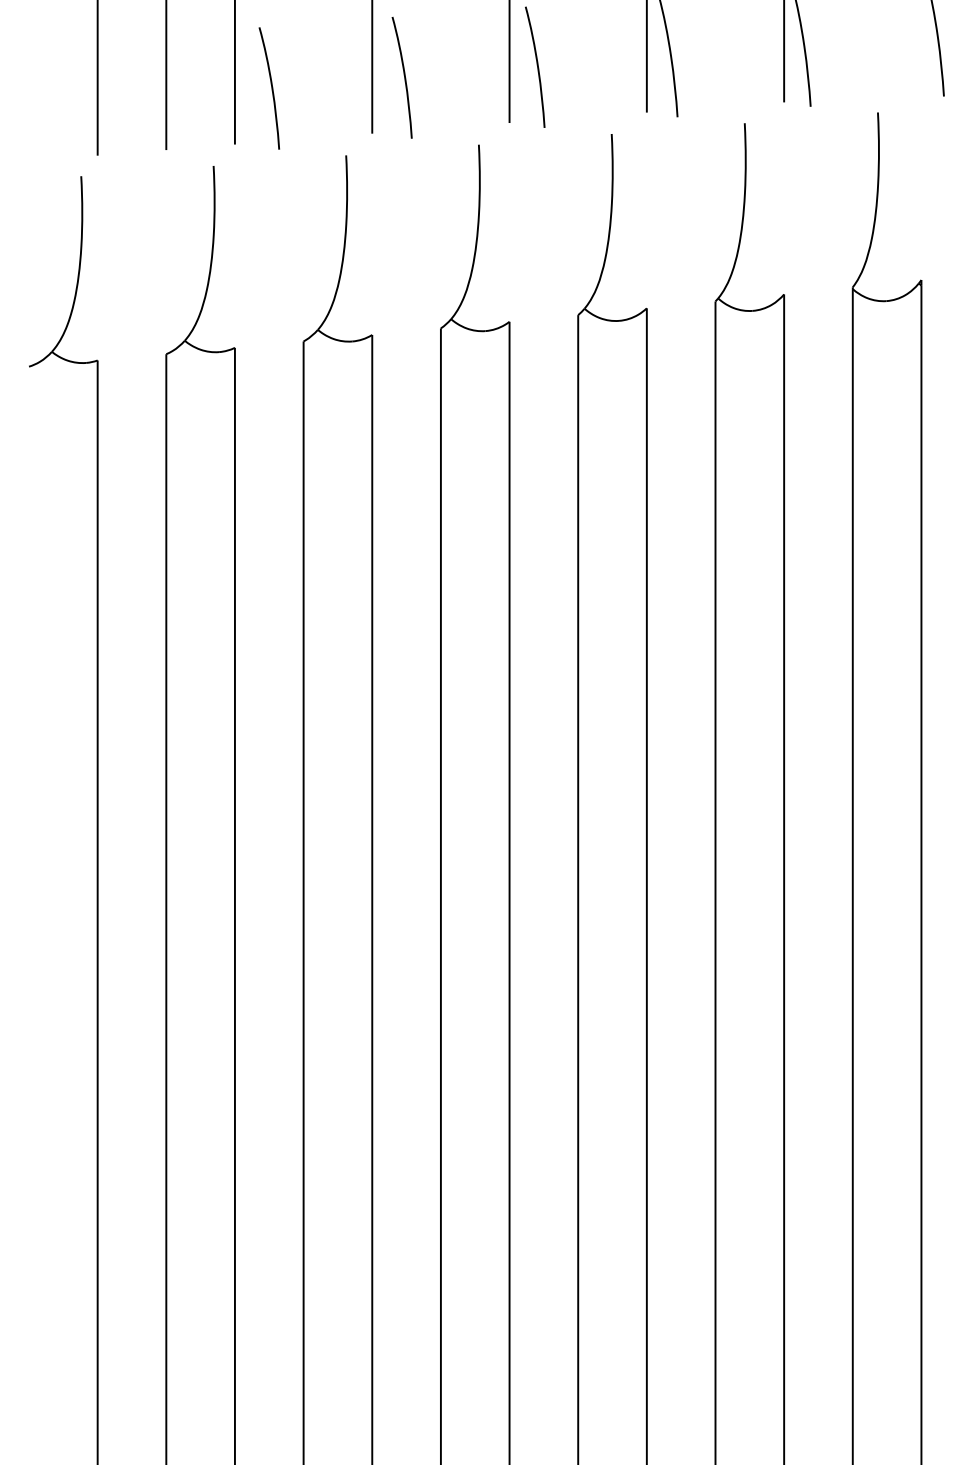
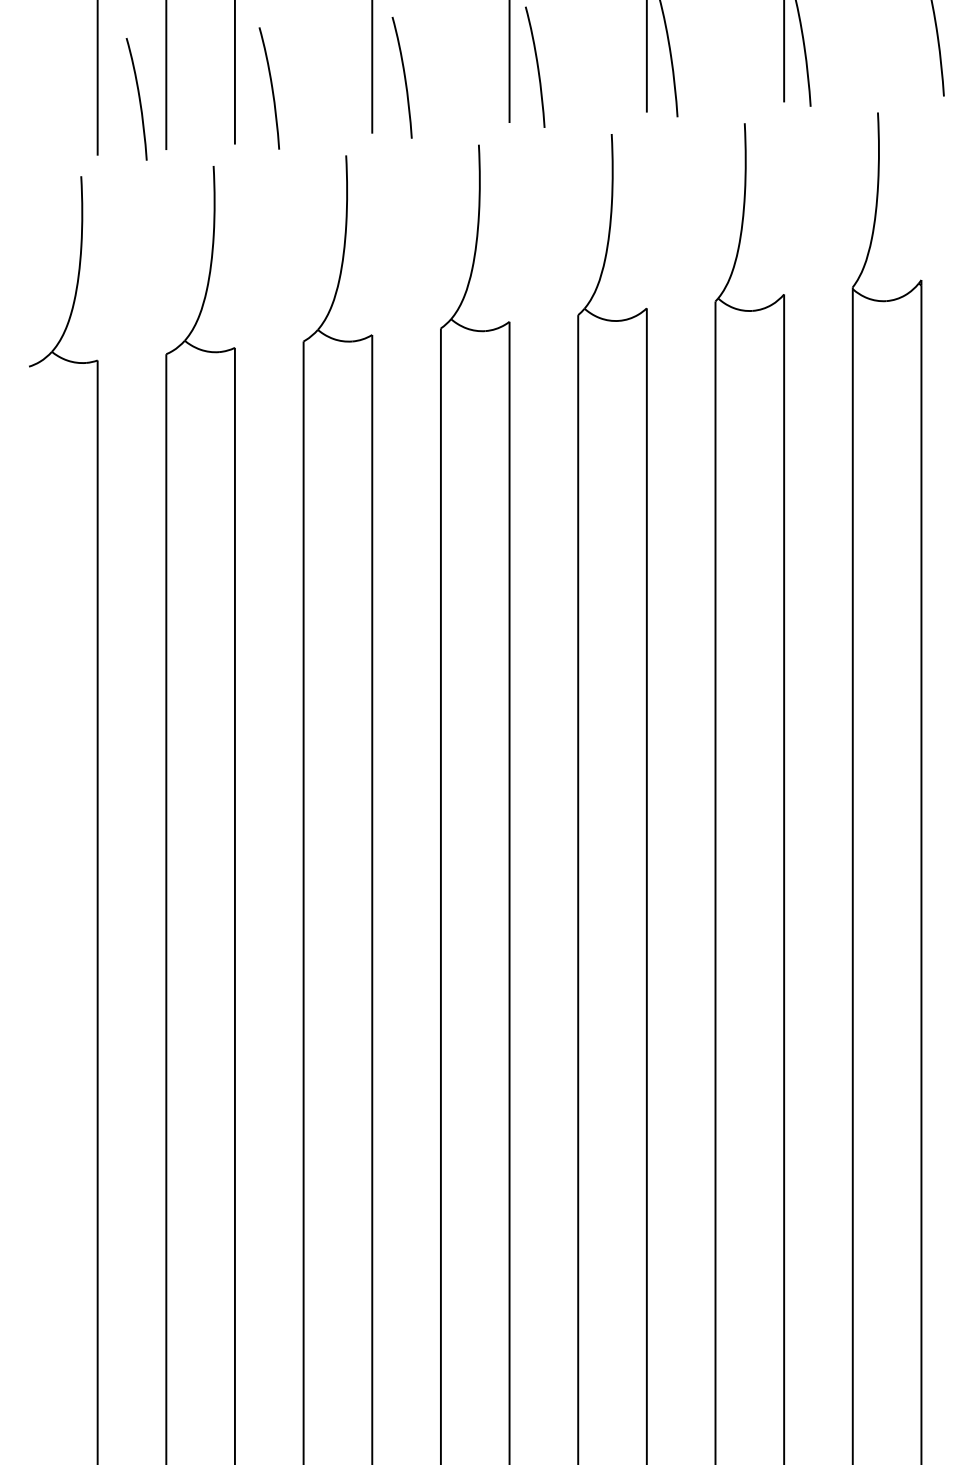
curve: none -> present (138, 98)
